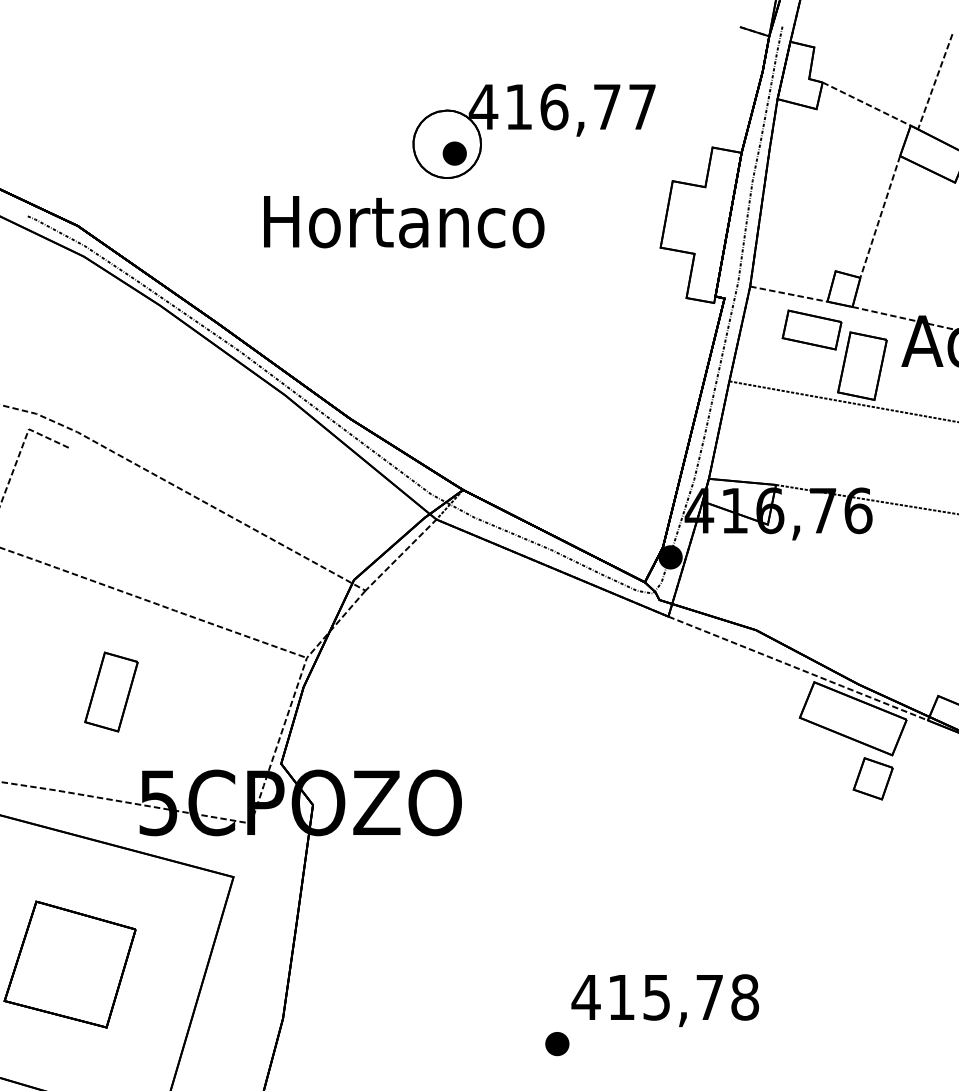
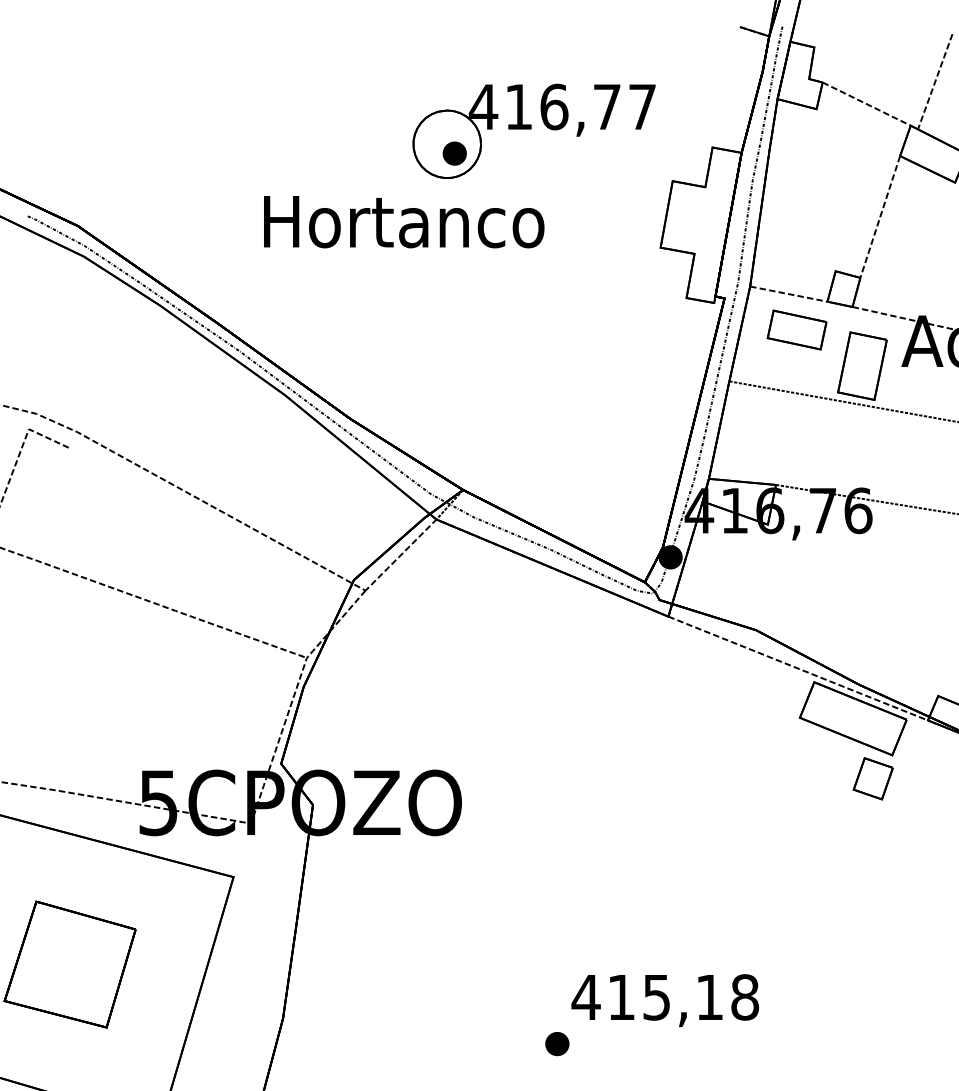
part position: (811, 329) -> (796, 329) (796, 329)
part: present -> none (111, 691)
text: 415,78 -> 415,18 (709, 997)
